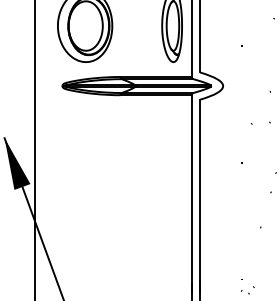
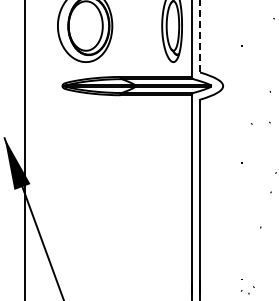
line: solid -> dashed (200, 36)
line position: (35, 149) -> (25, 149) (25, 149)
